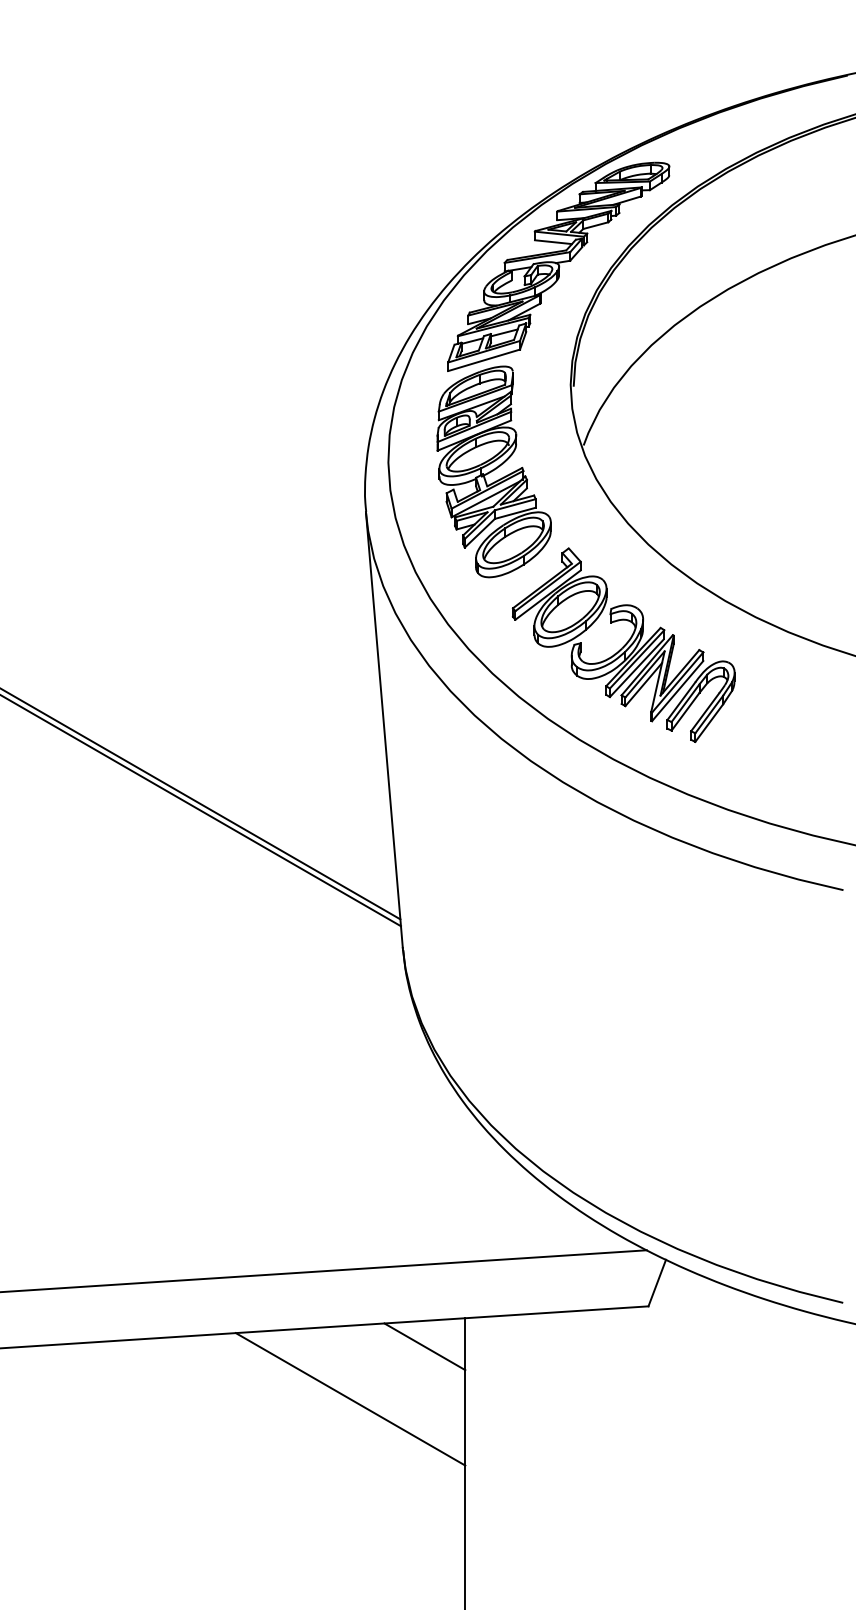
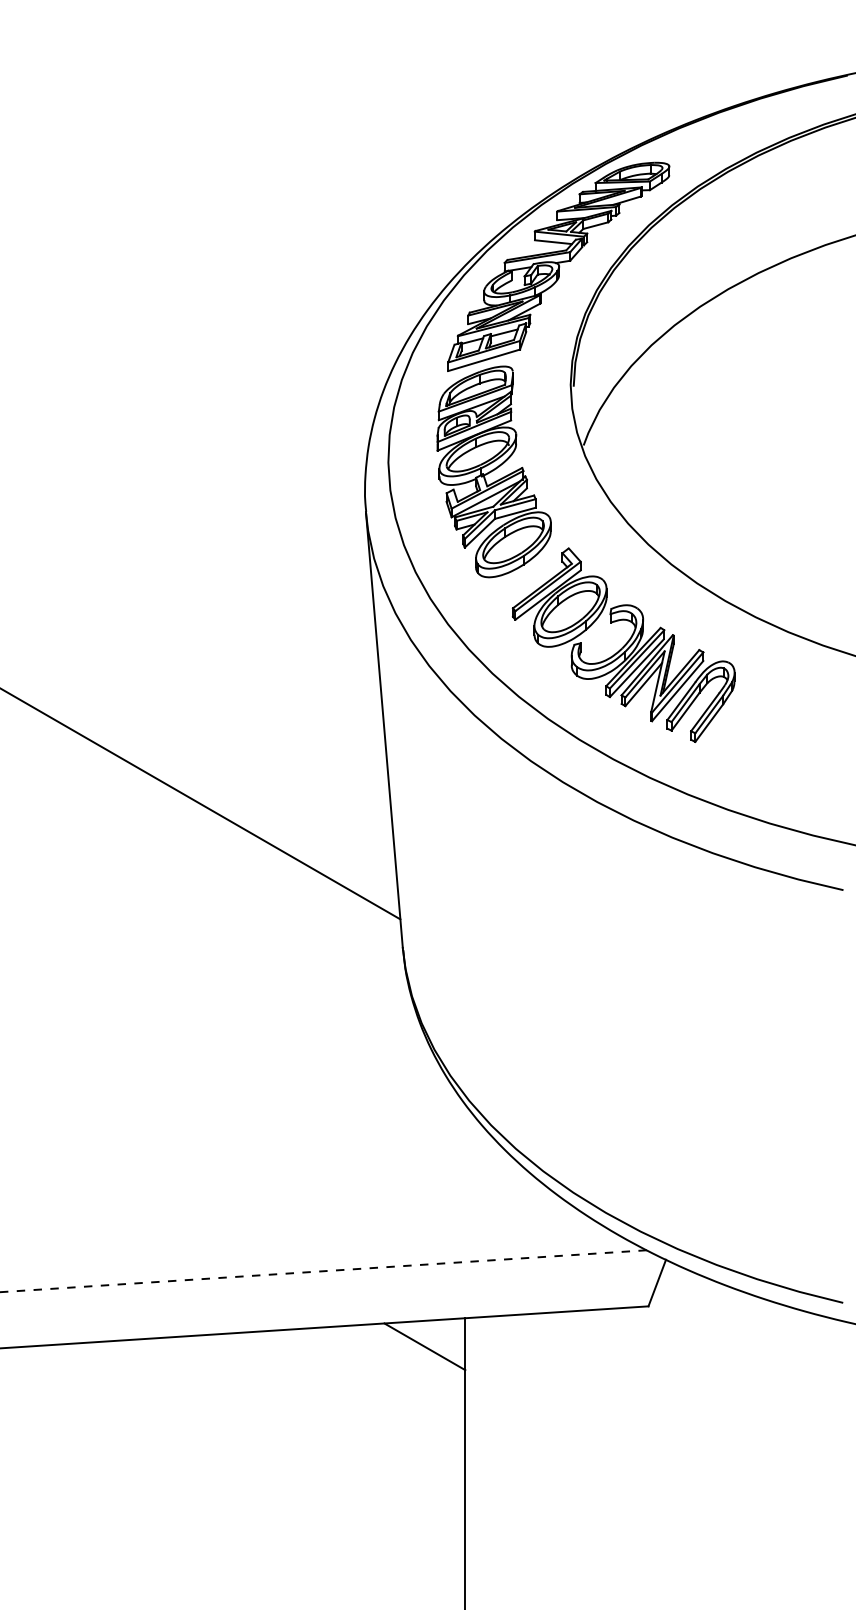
line: present -> none (201, 811)
line: solid -> dashed (323, 1271)
line: present -> none (350, 1399)
